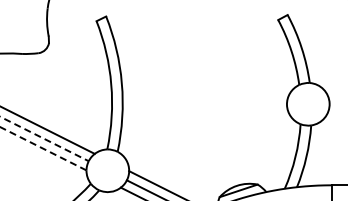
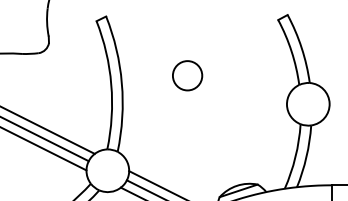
circle: none -> present (187, 75)
line: dashed -> solid (45, 139)
line: dashed -> solid (43, 148)
